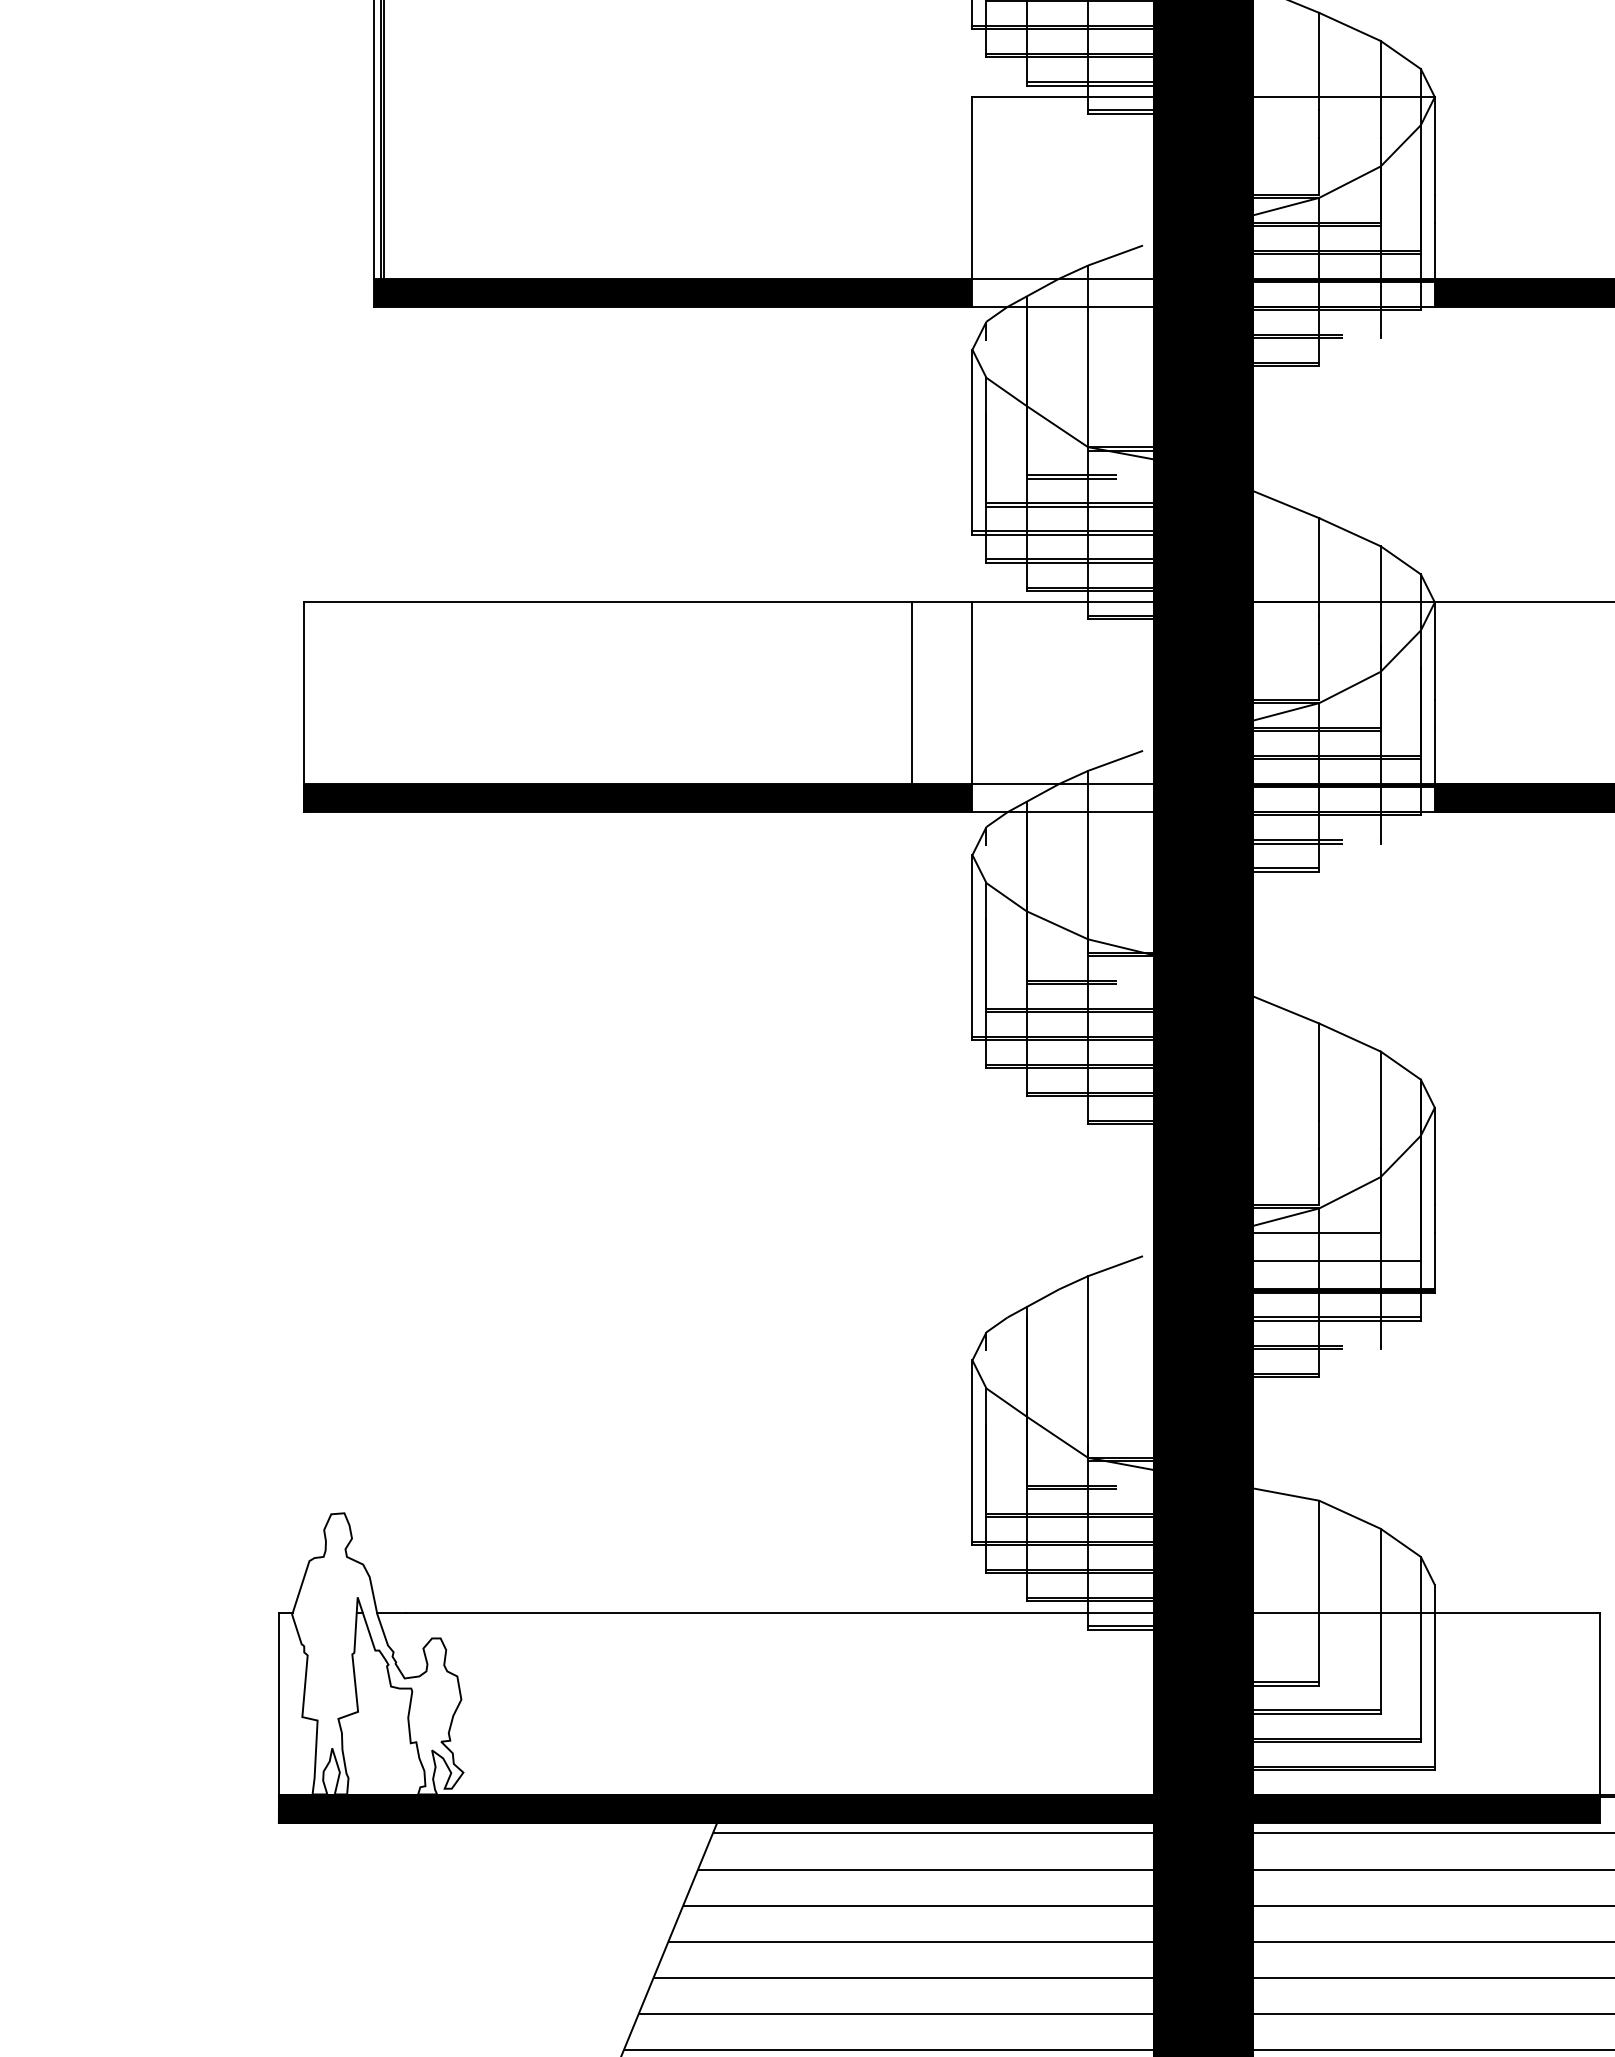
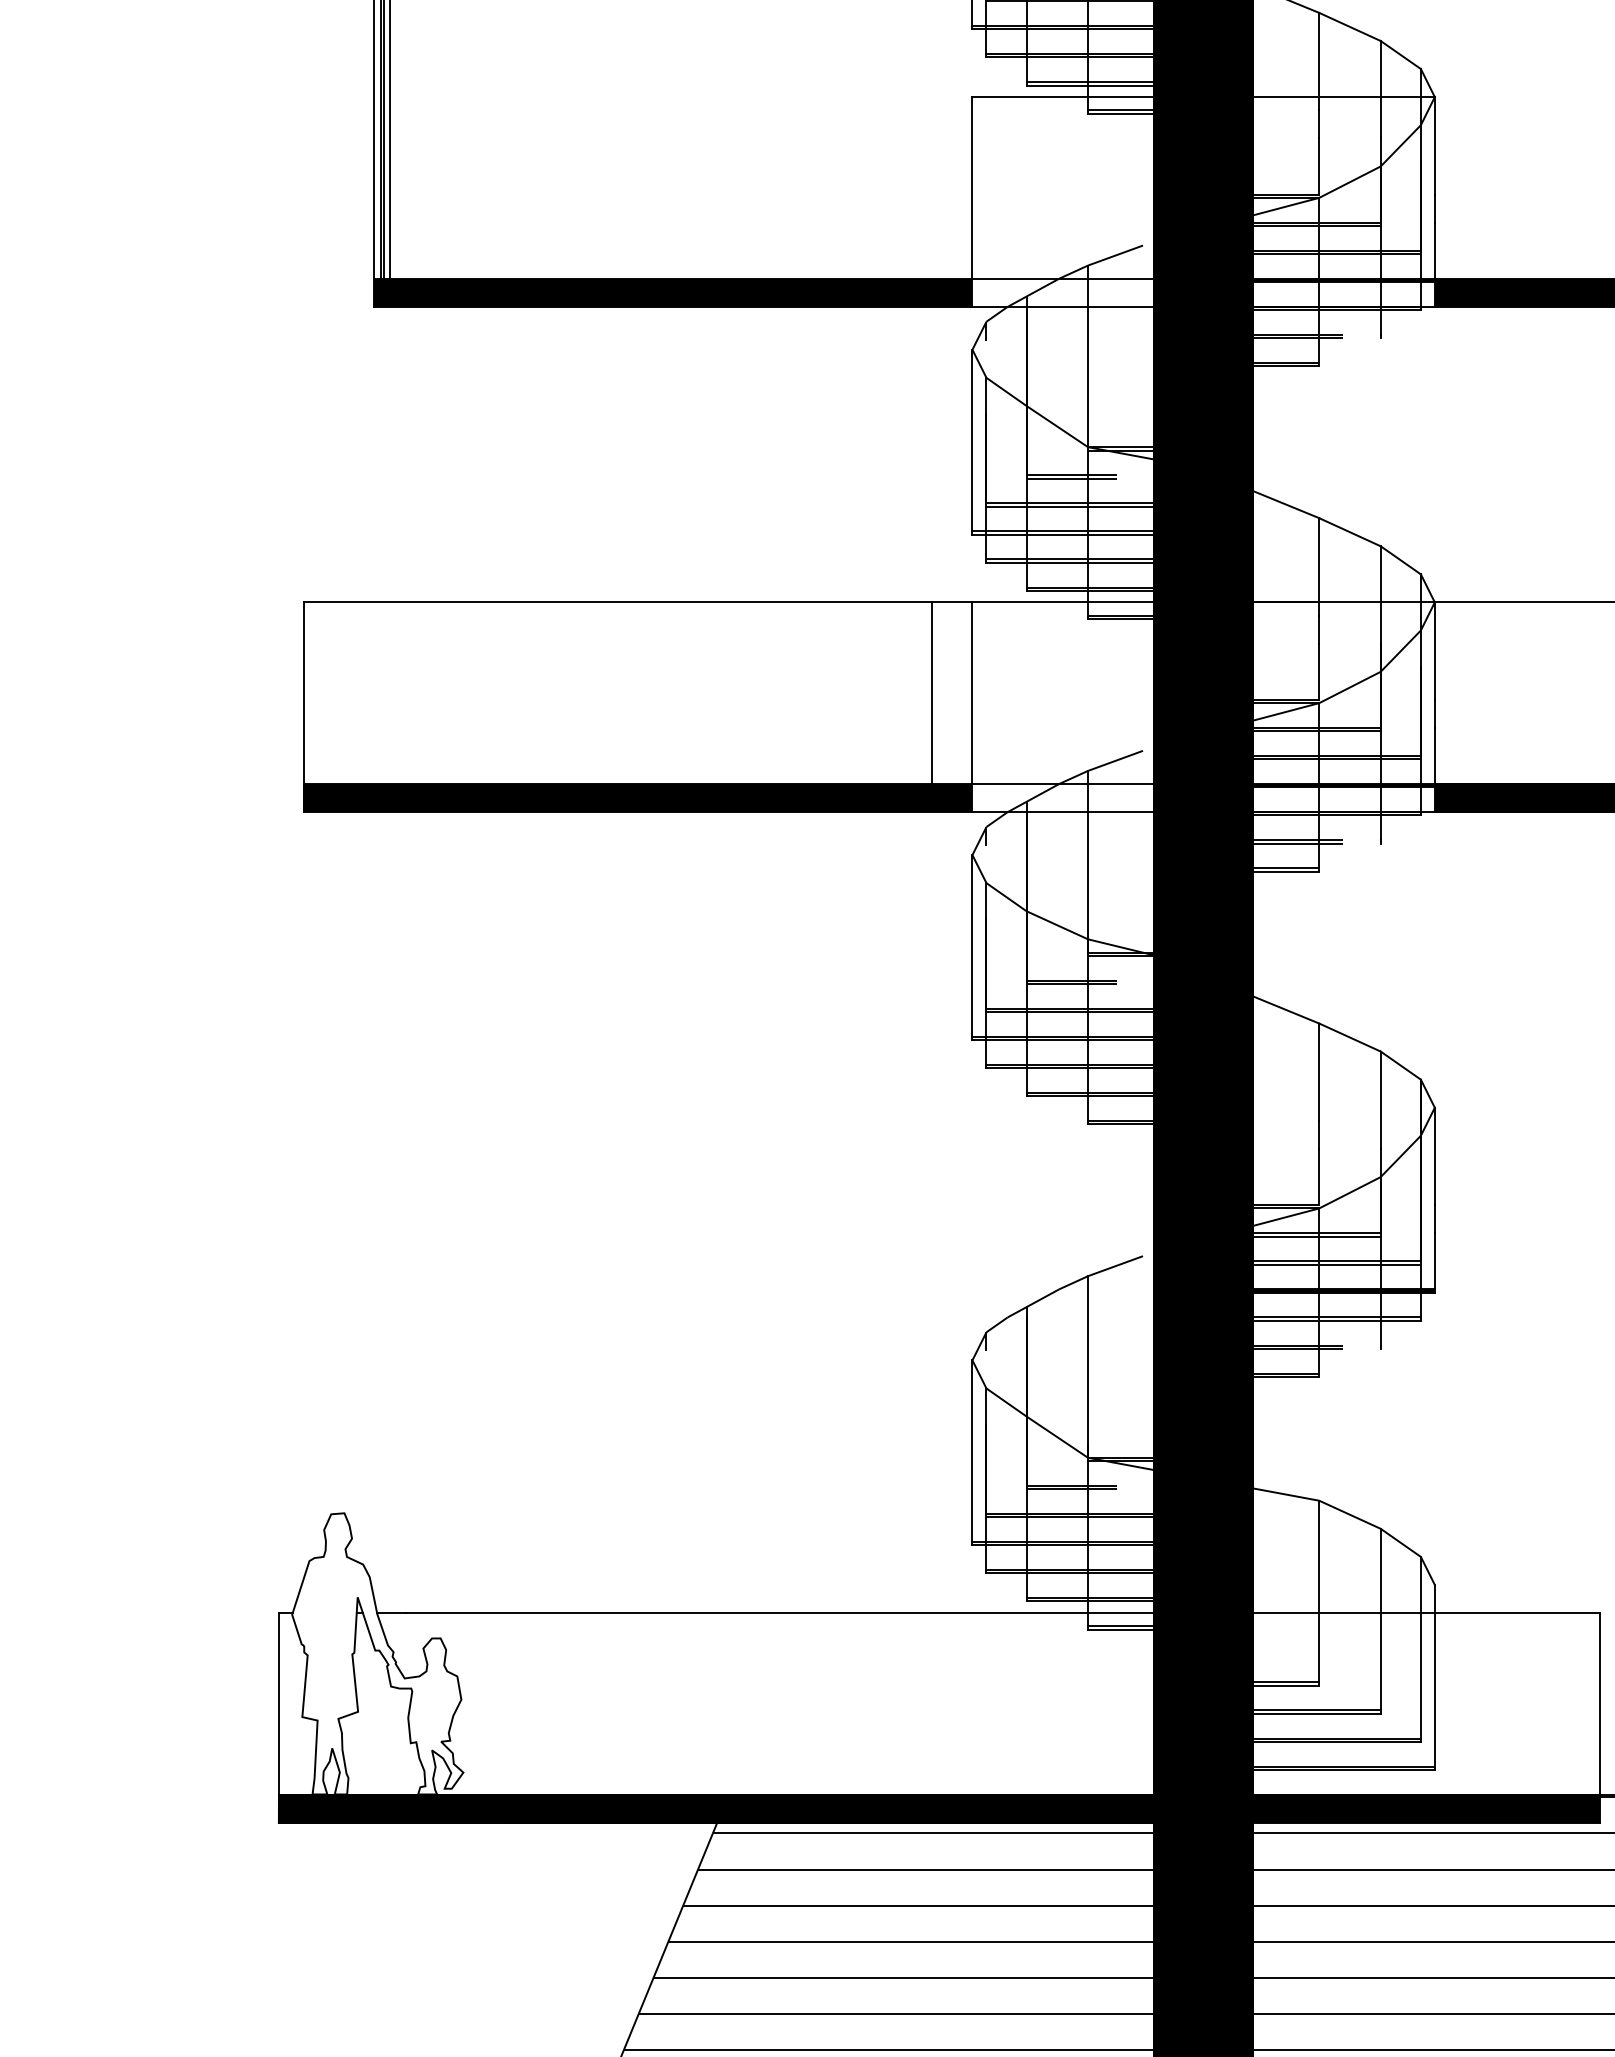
line: none -> present (390, 140)
line position: (911, 693) -> (931, 693) (931, 693)
line: none -> present (1316, 1236)
line: none -> present (1336, 1264)
